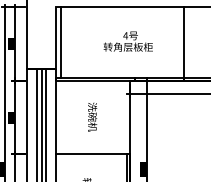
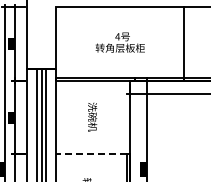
text position: (127, 41) -> (119, 42) (119, 42)
line: present -> none (61, 42)
line: solid -> dashed (91, 154)
